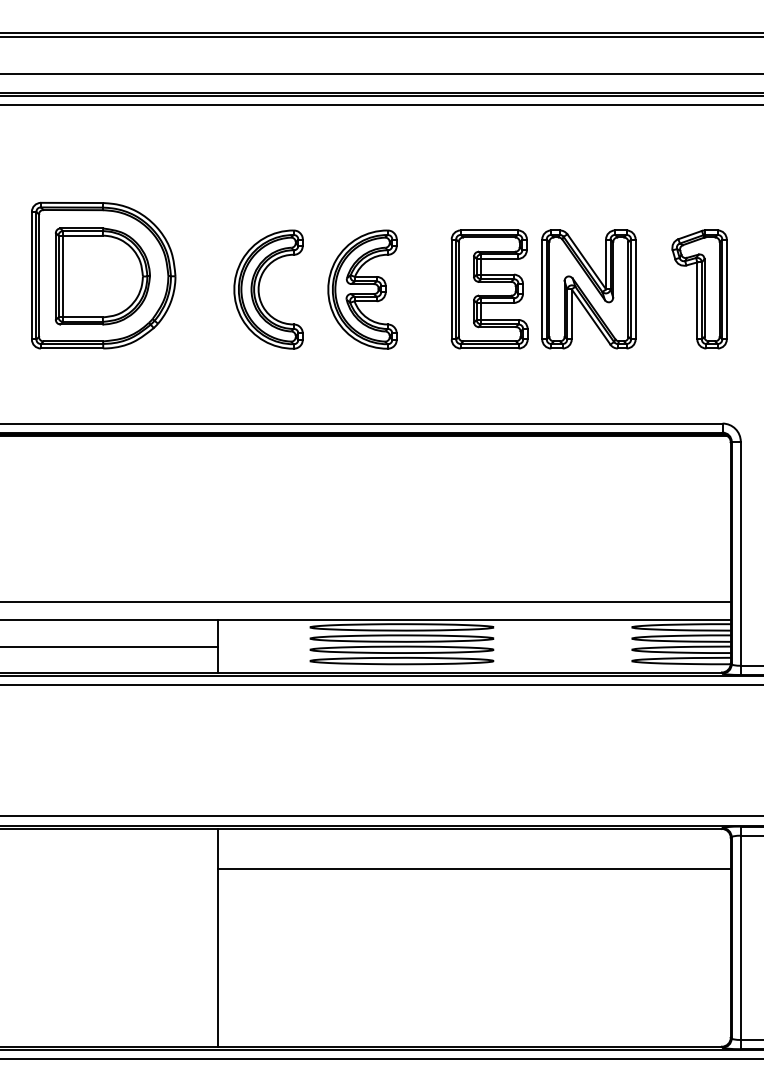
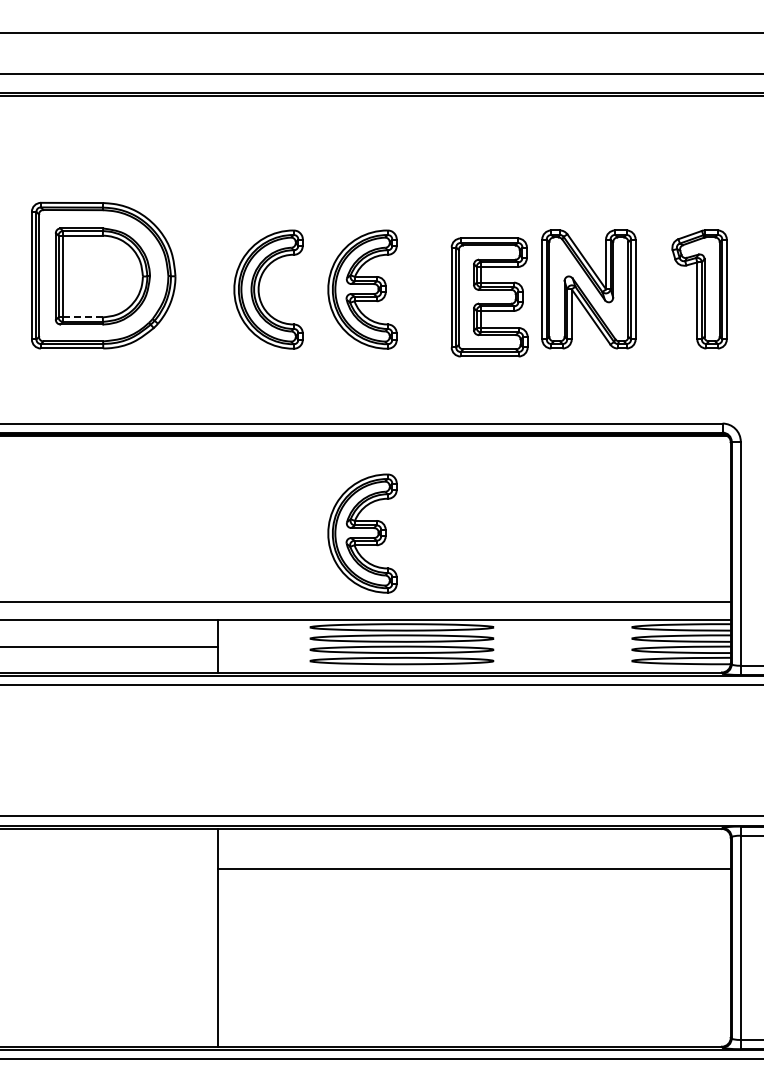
line: present -> none (381, 37)
line: present -> none (381, 104)
part position: (489, 289) -> (489, 297) (489, 297)
line: solid -> dashed (82, 317)
part: none -> present (362, 533)
